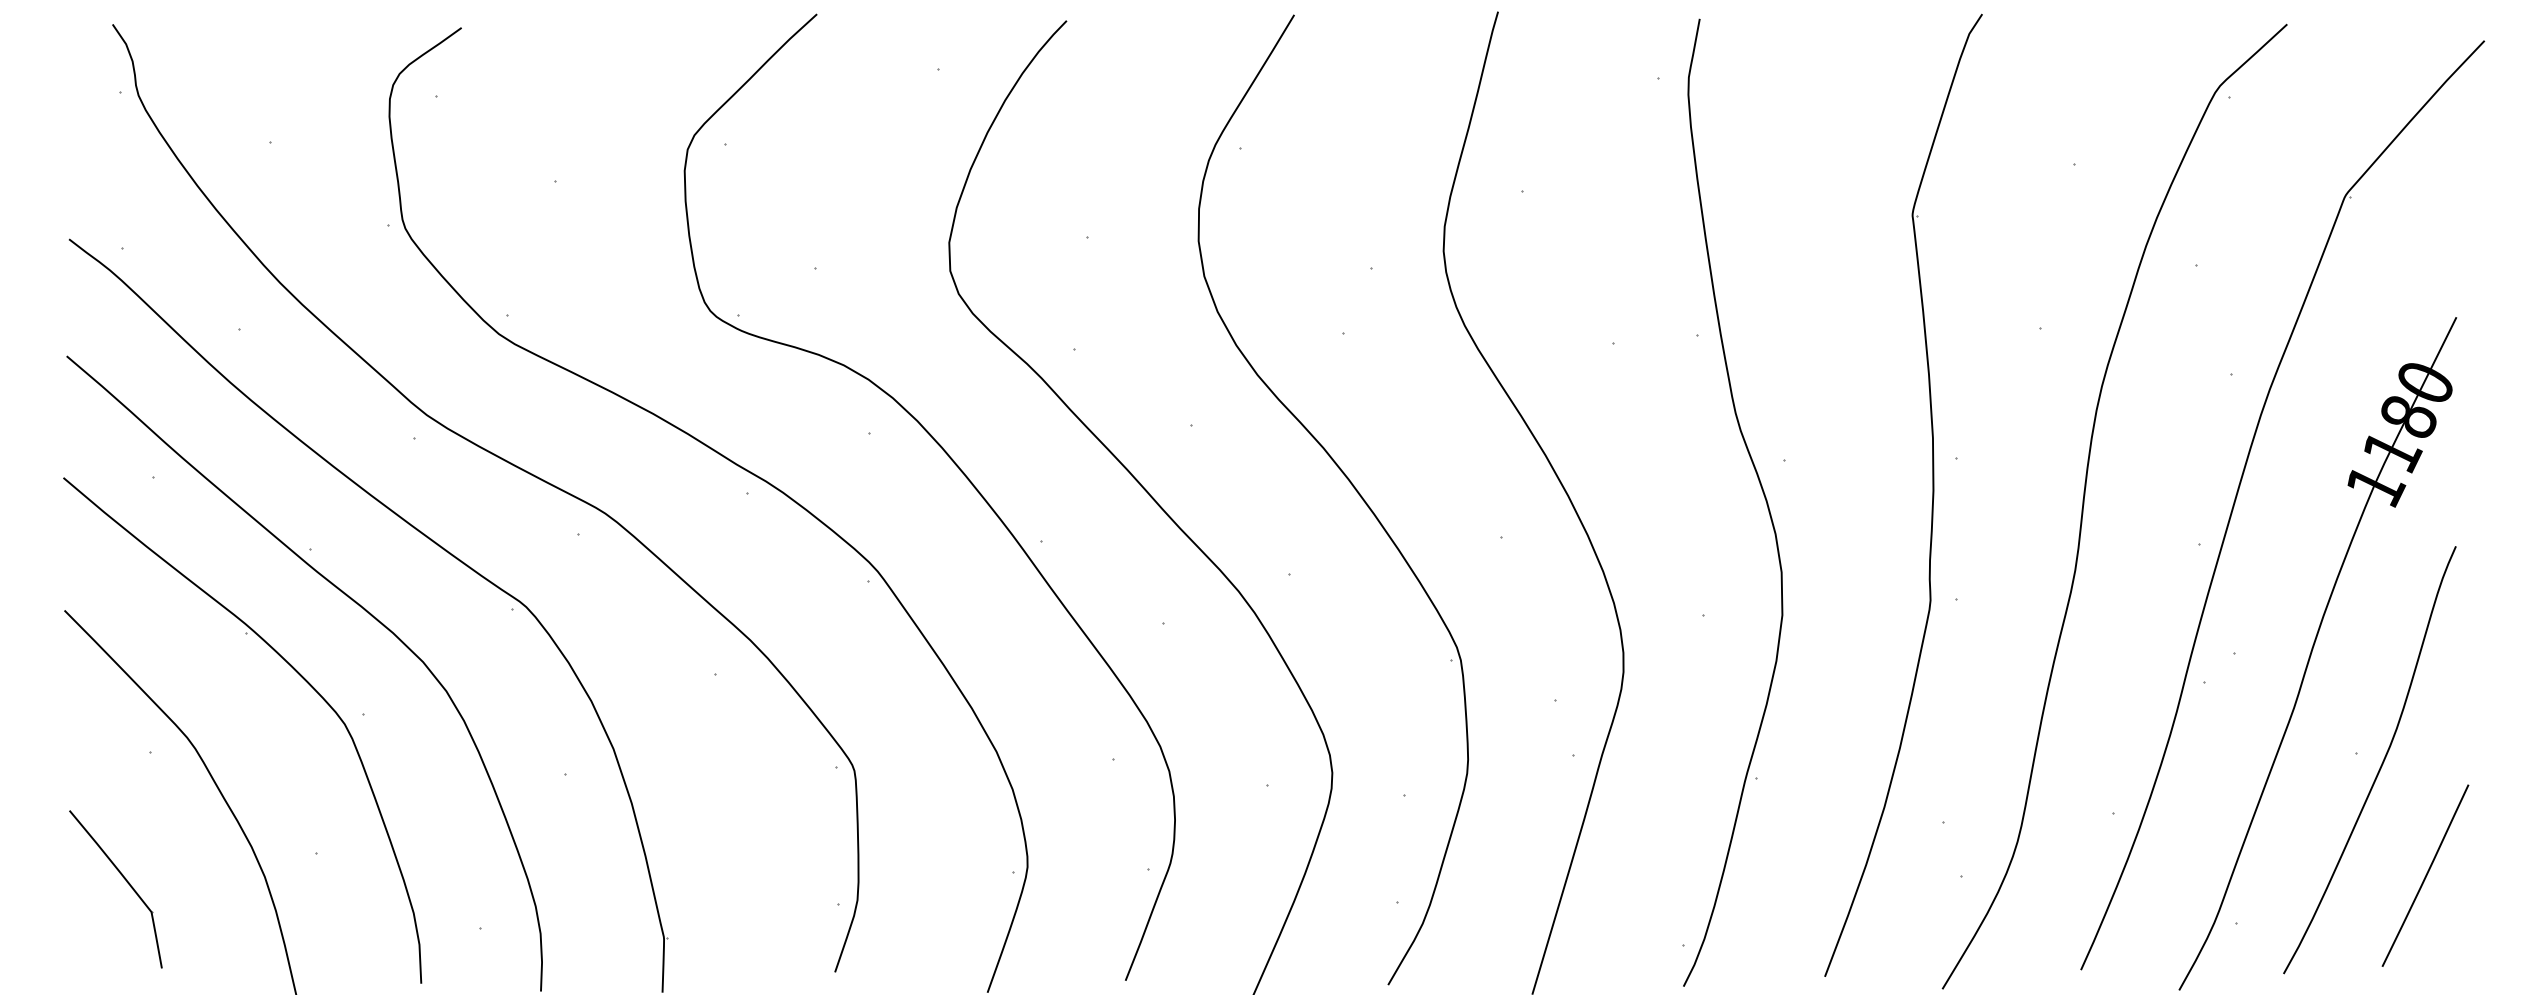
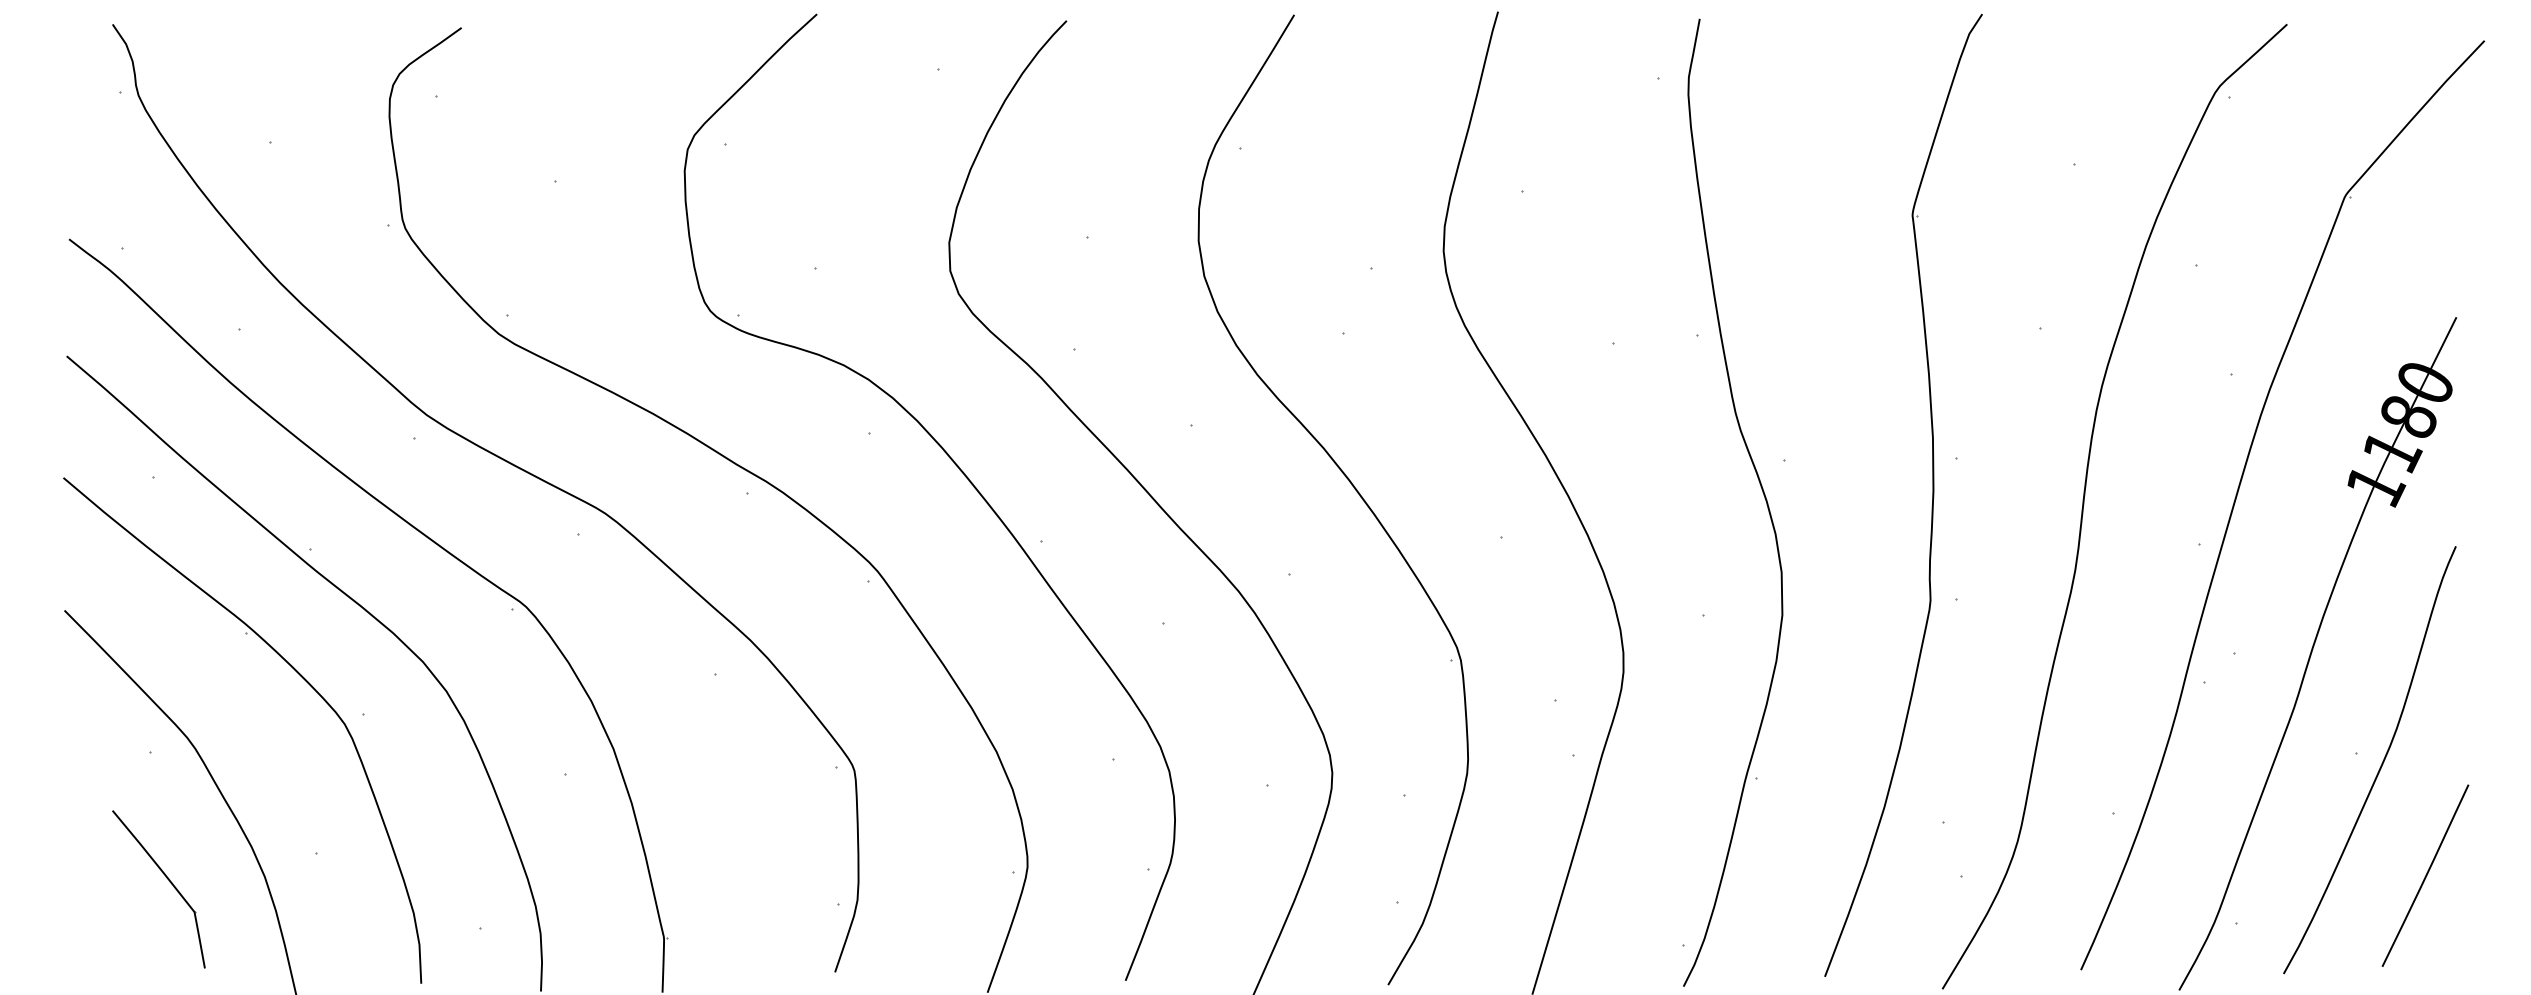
part position: (126, 882) -> (169, 882) (169, 882)
